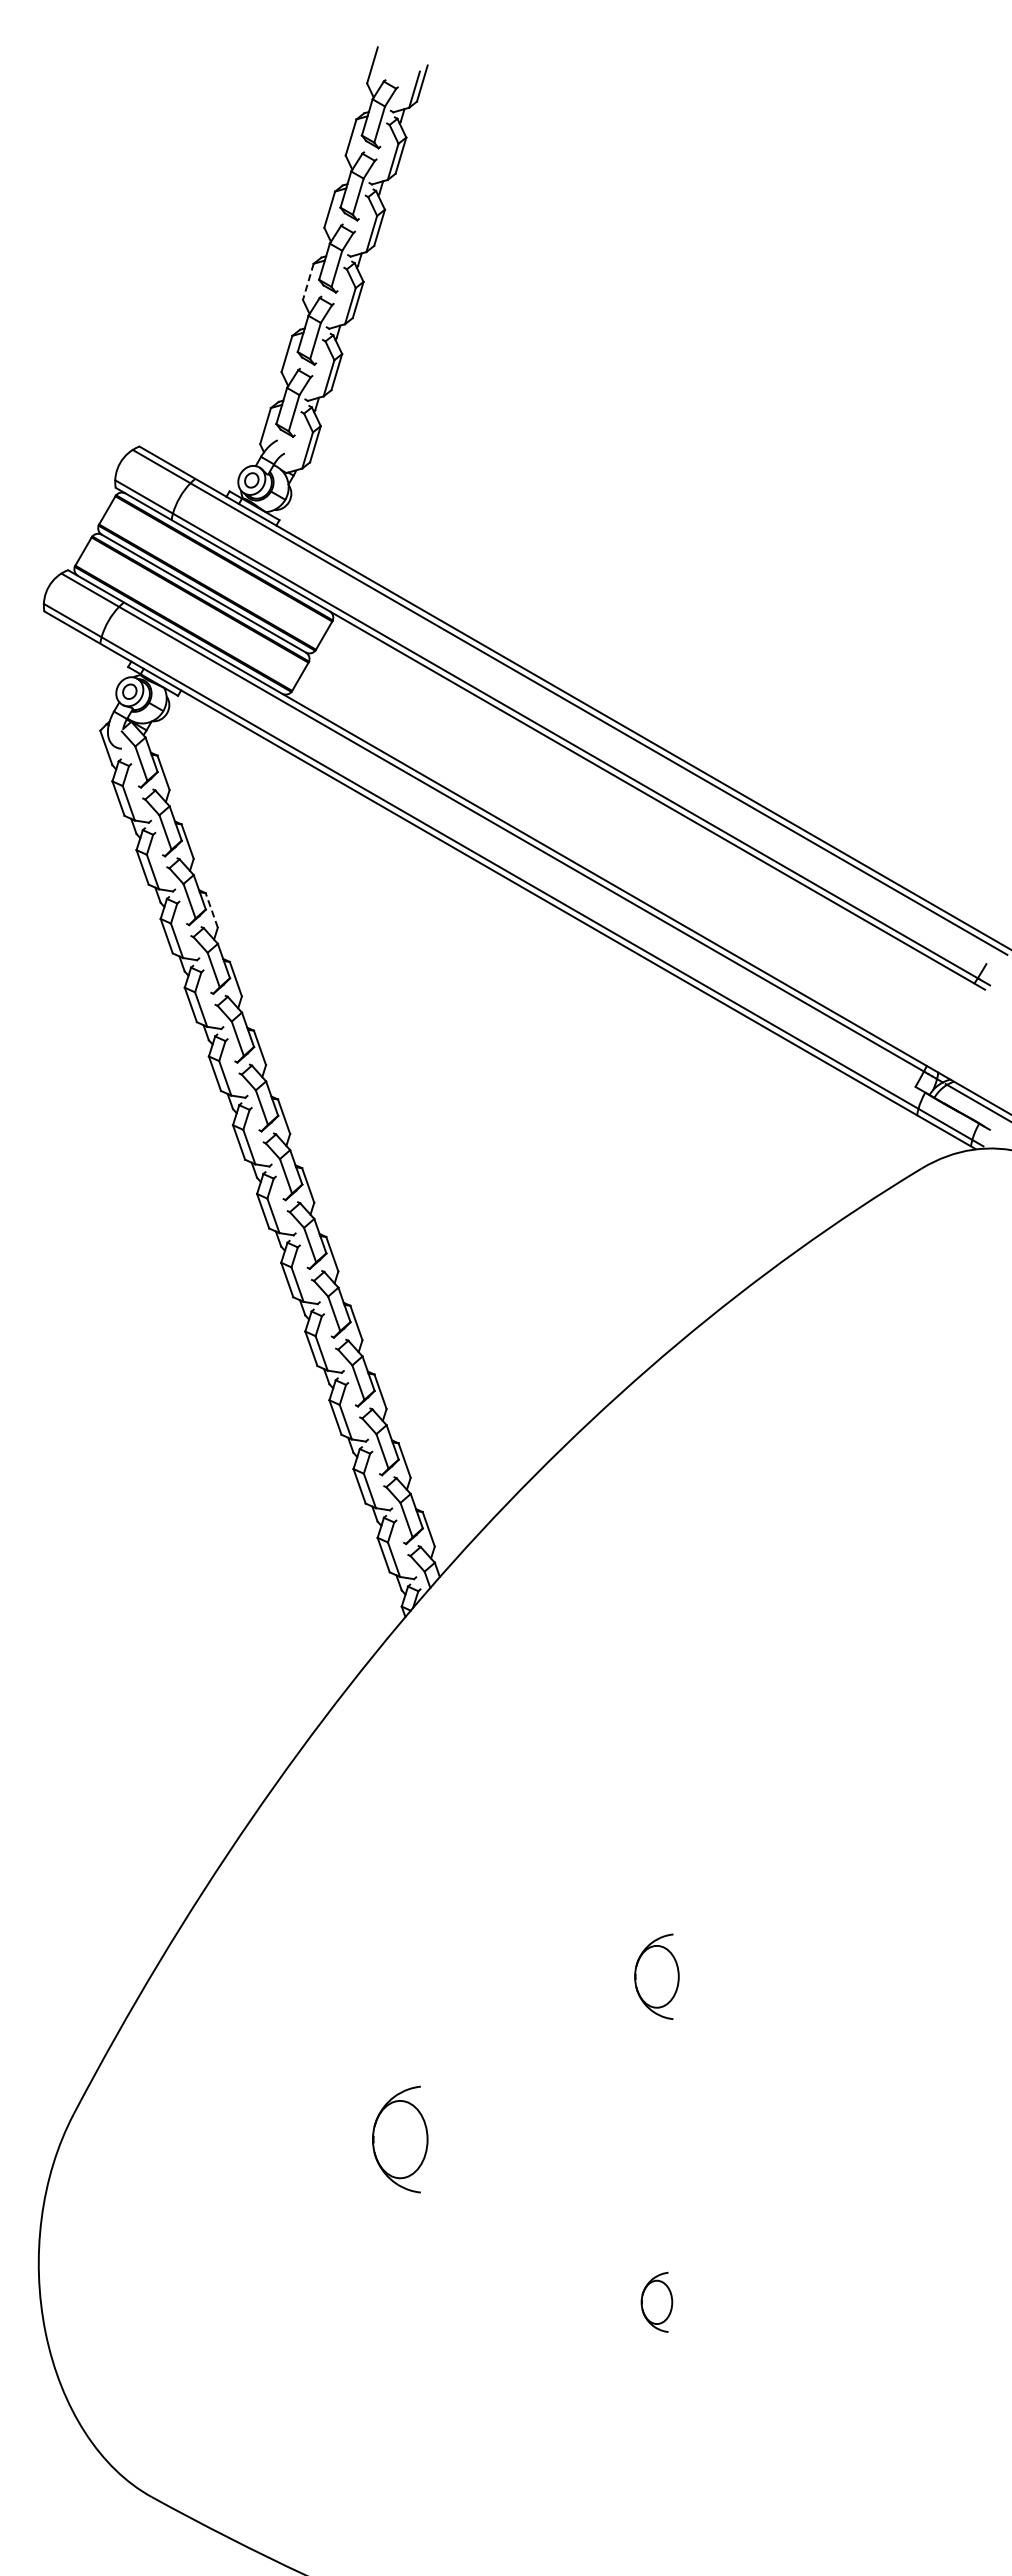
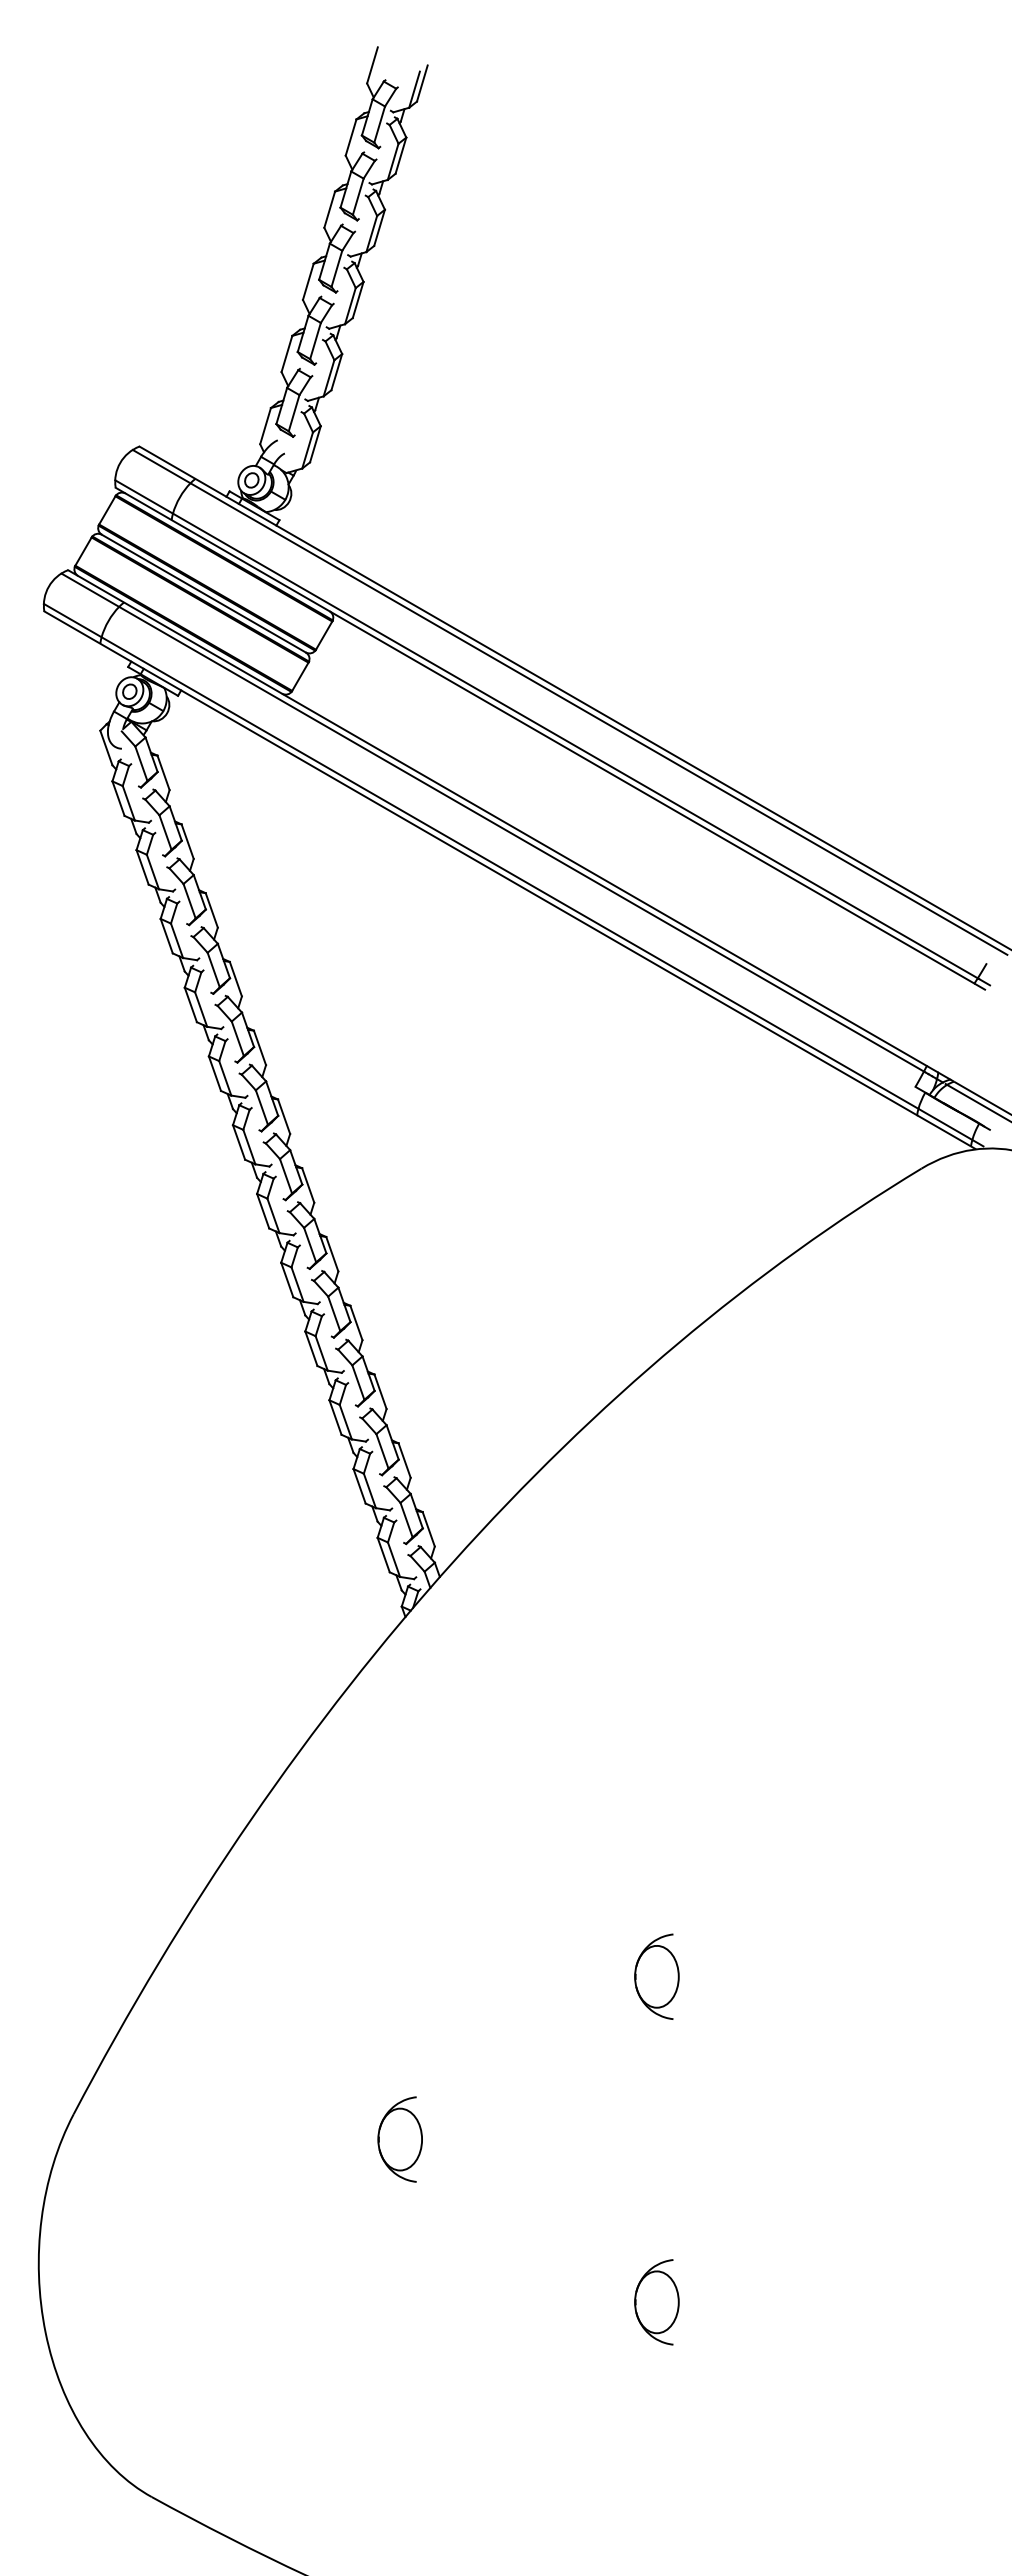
line: dashed -> solid (308, 281)
line: dashed -> solid (211, 909)
part size: 57x109 px -> 46x87 px (399, 2139)
part size: 34x61 px -> 46x87 px (656, 2302)
